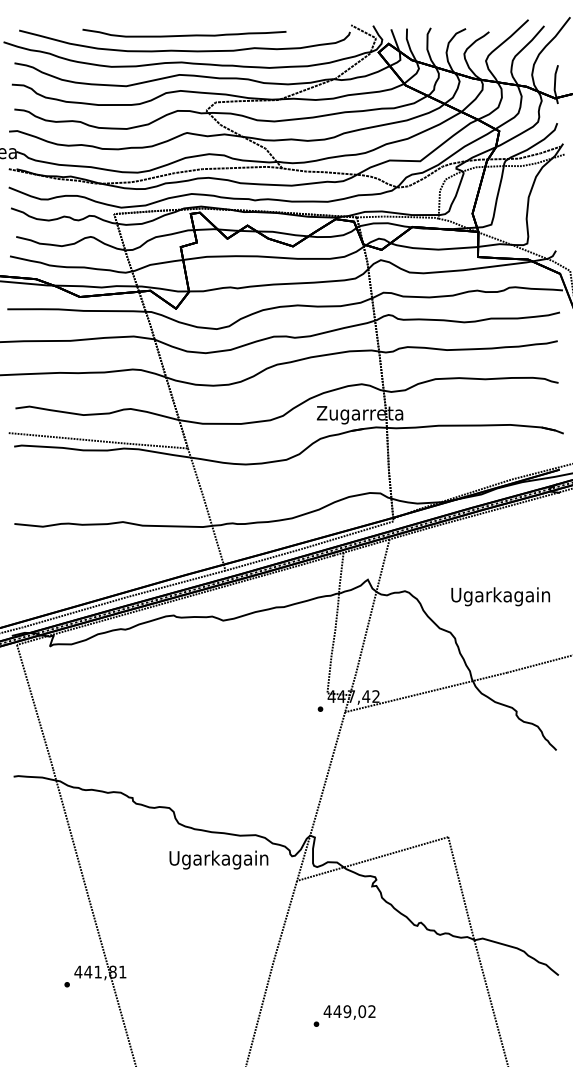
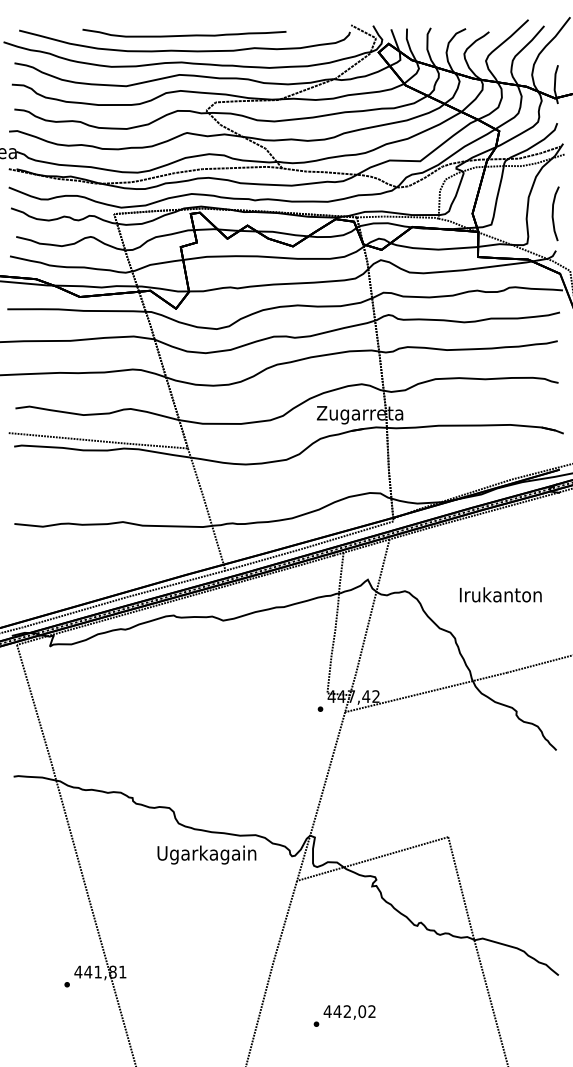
curve: none -> present (553, 213)
text: Ugarkagain -> Irukanton (500, 596)
text position: (218, 859) -> (206, 854) (206, 854)
text: 449,02 -> 442,02 (347, 1011)
